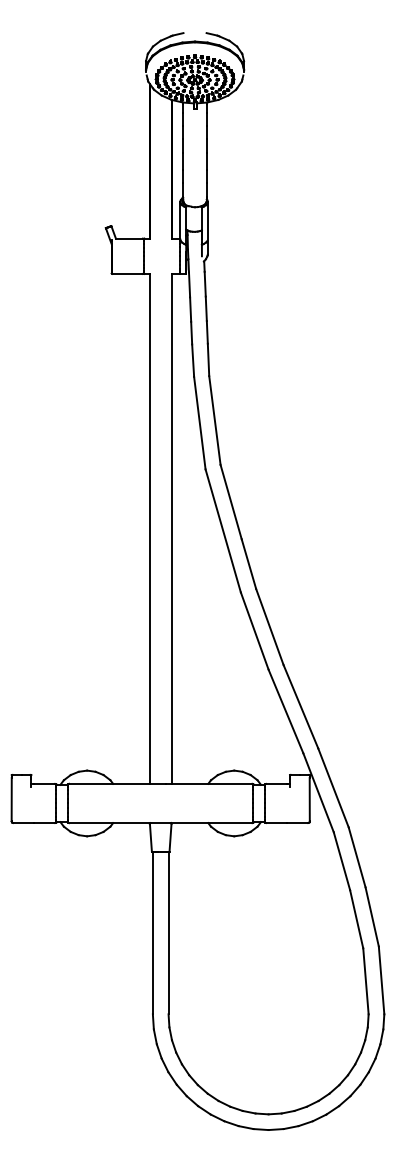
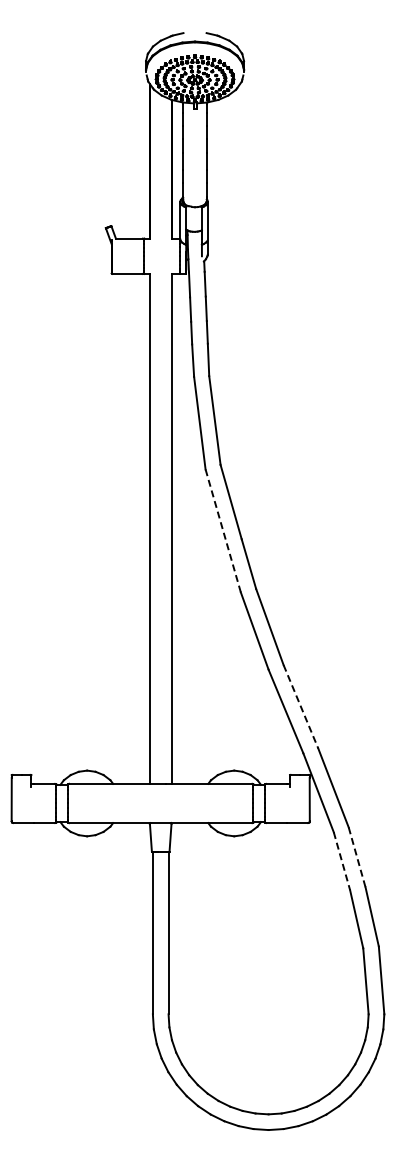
line: solid -> dashed (223, 531)
line: solid -> dashed (301, 707)
line: solid -> dashed (357, 857)
line: solid -> dashed (342, 861)
